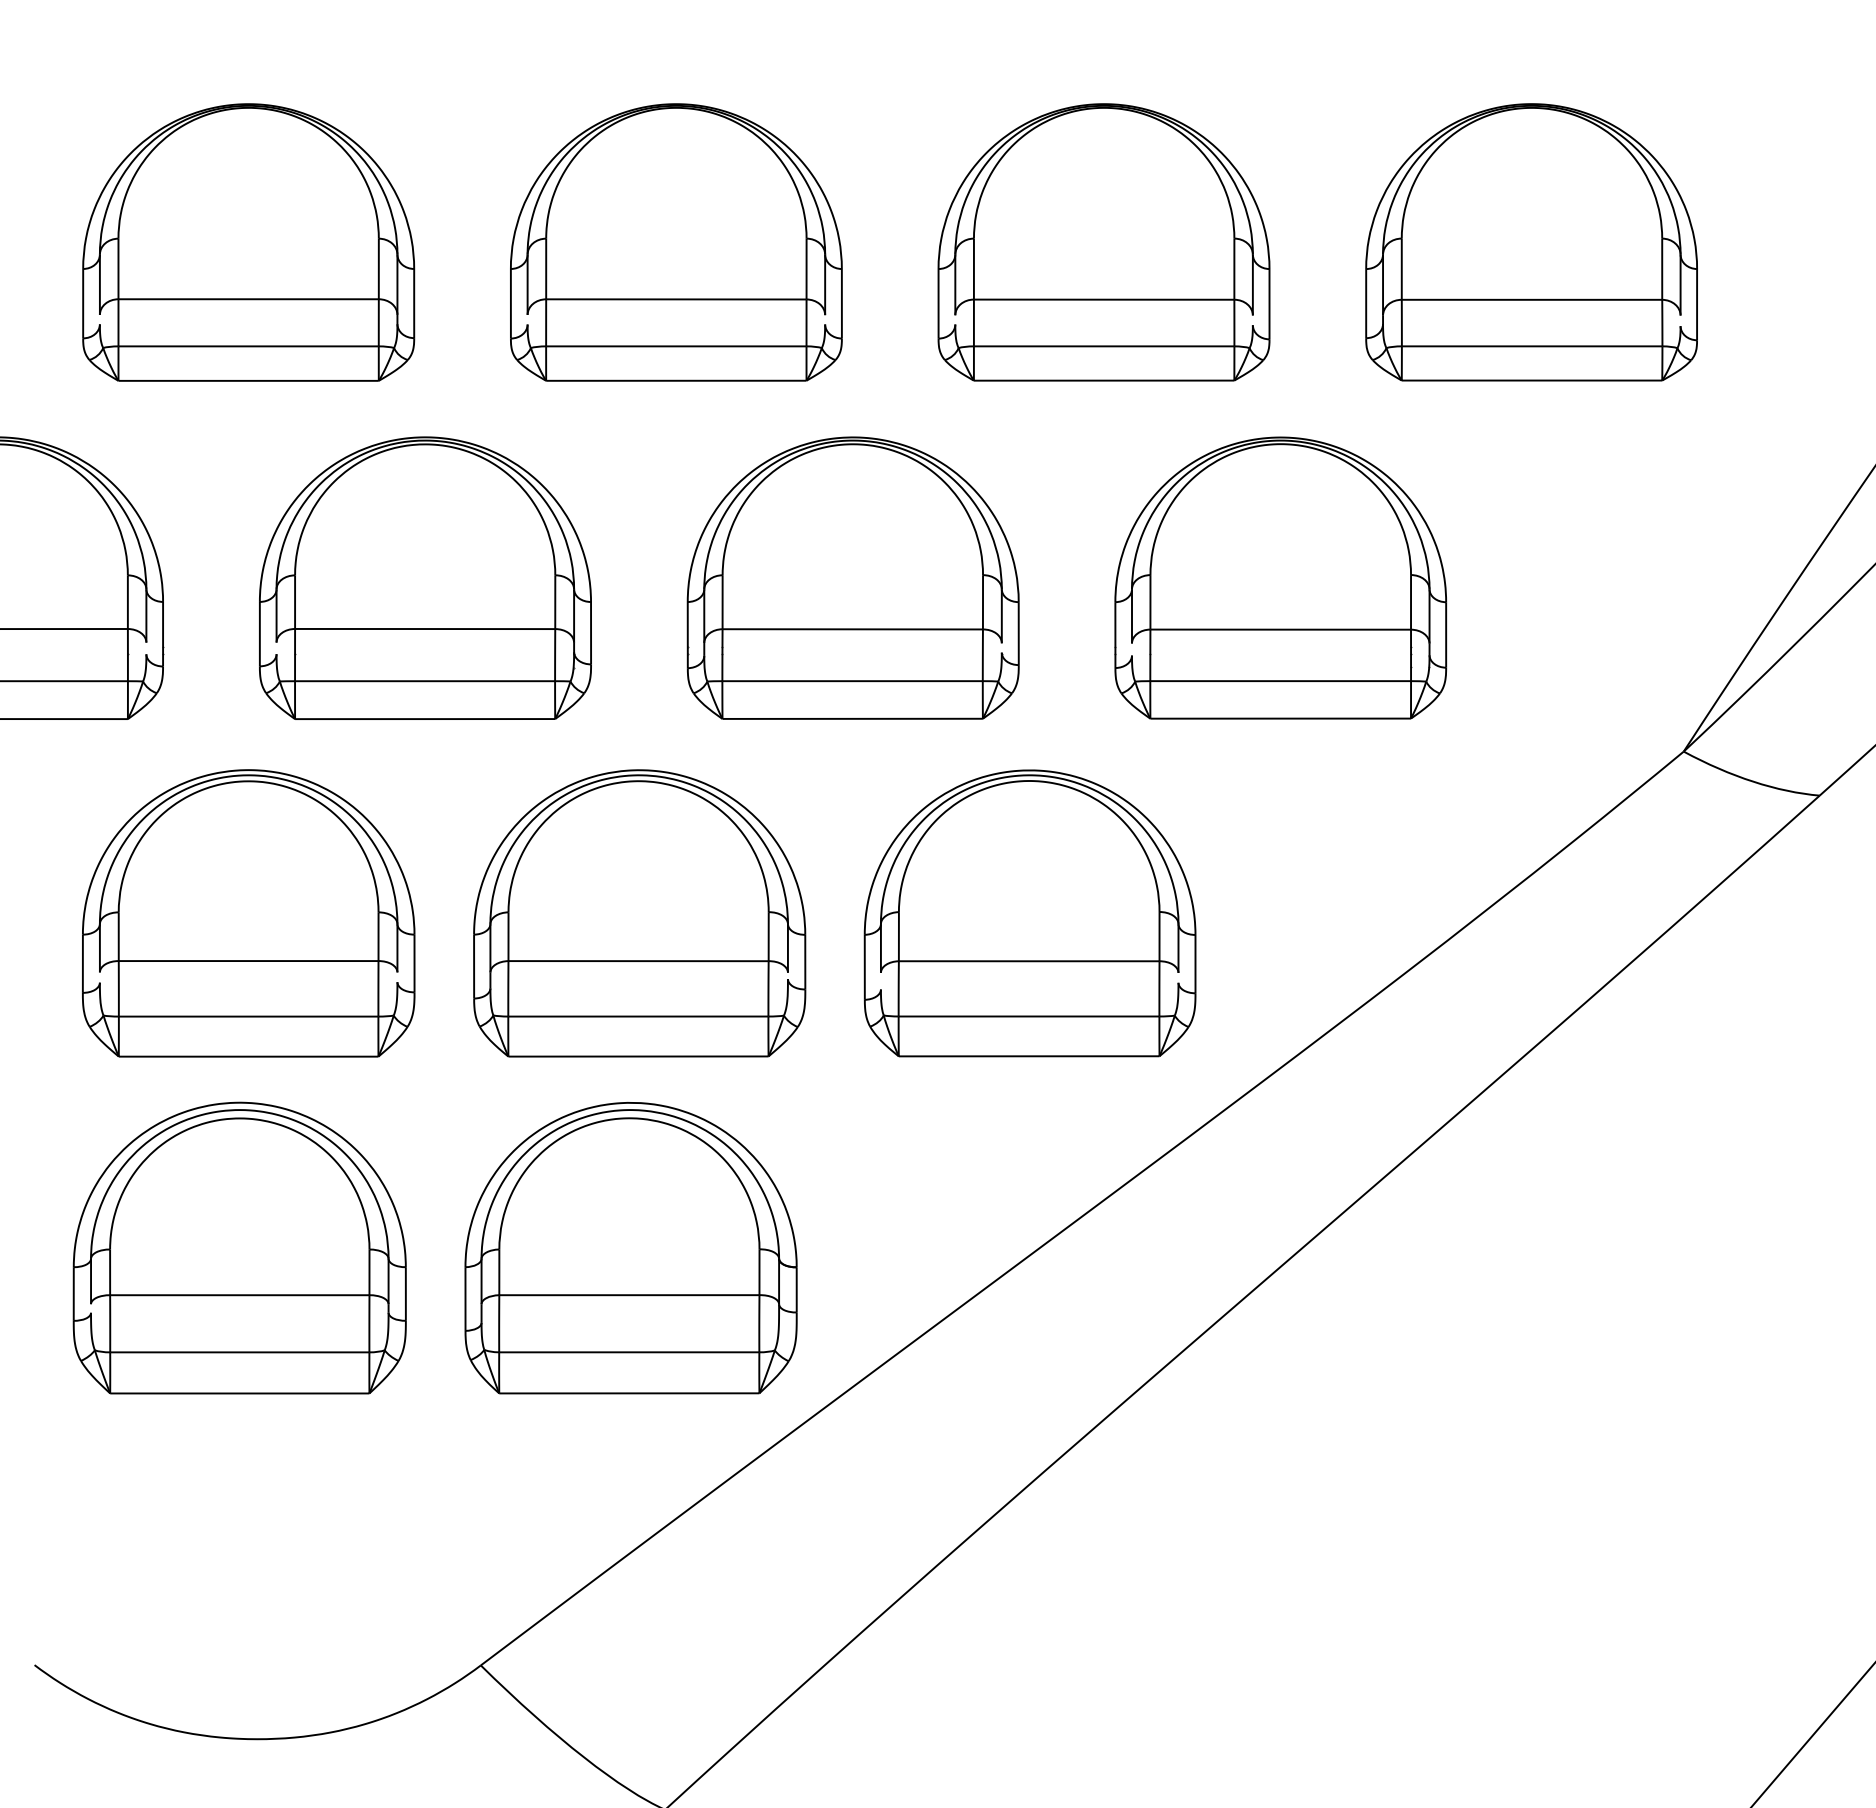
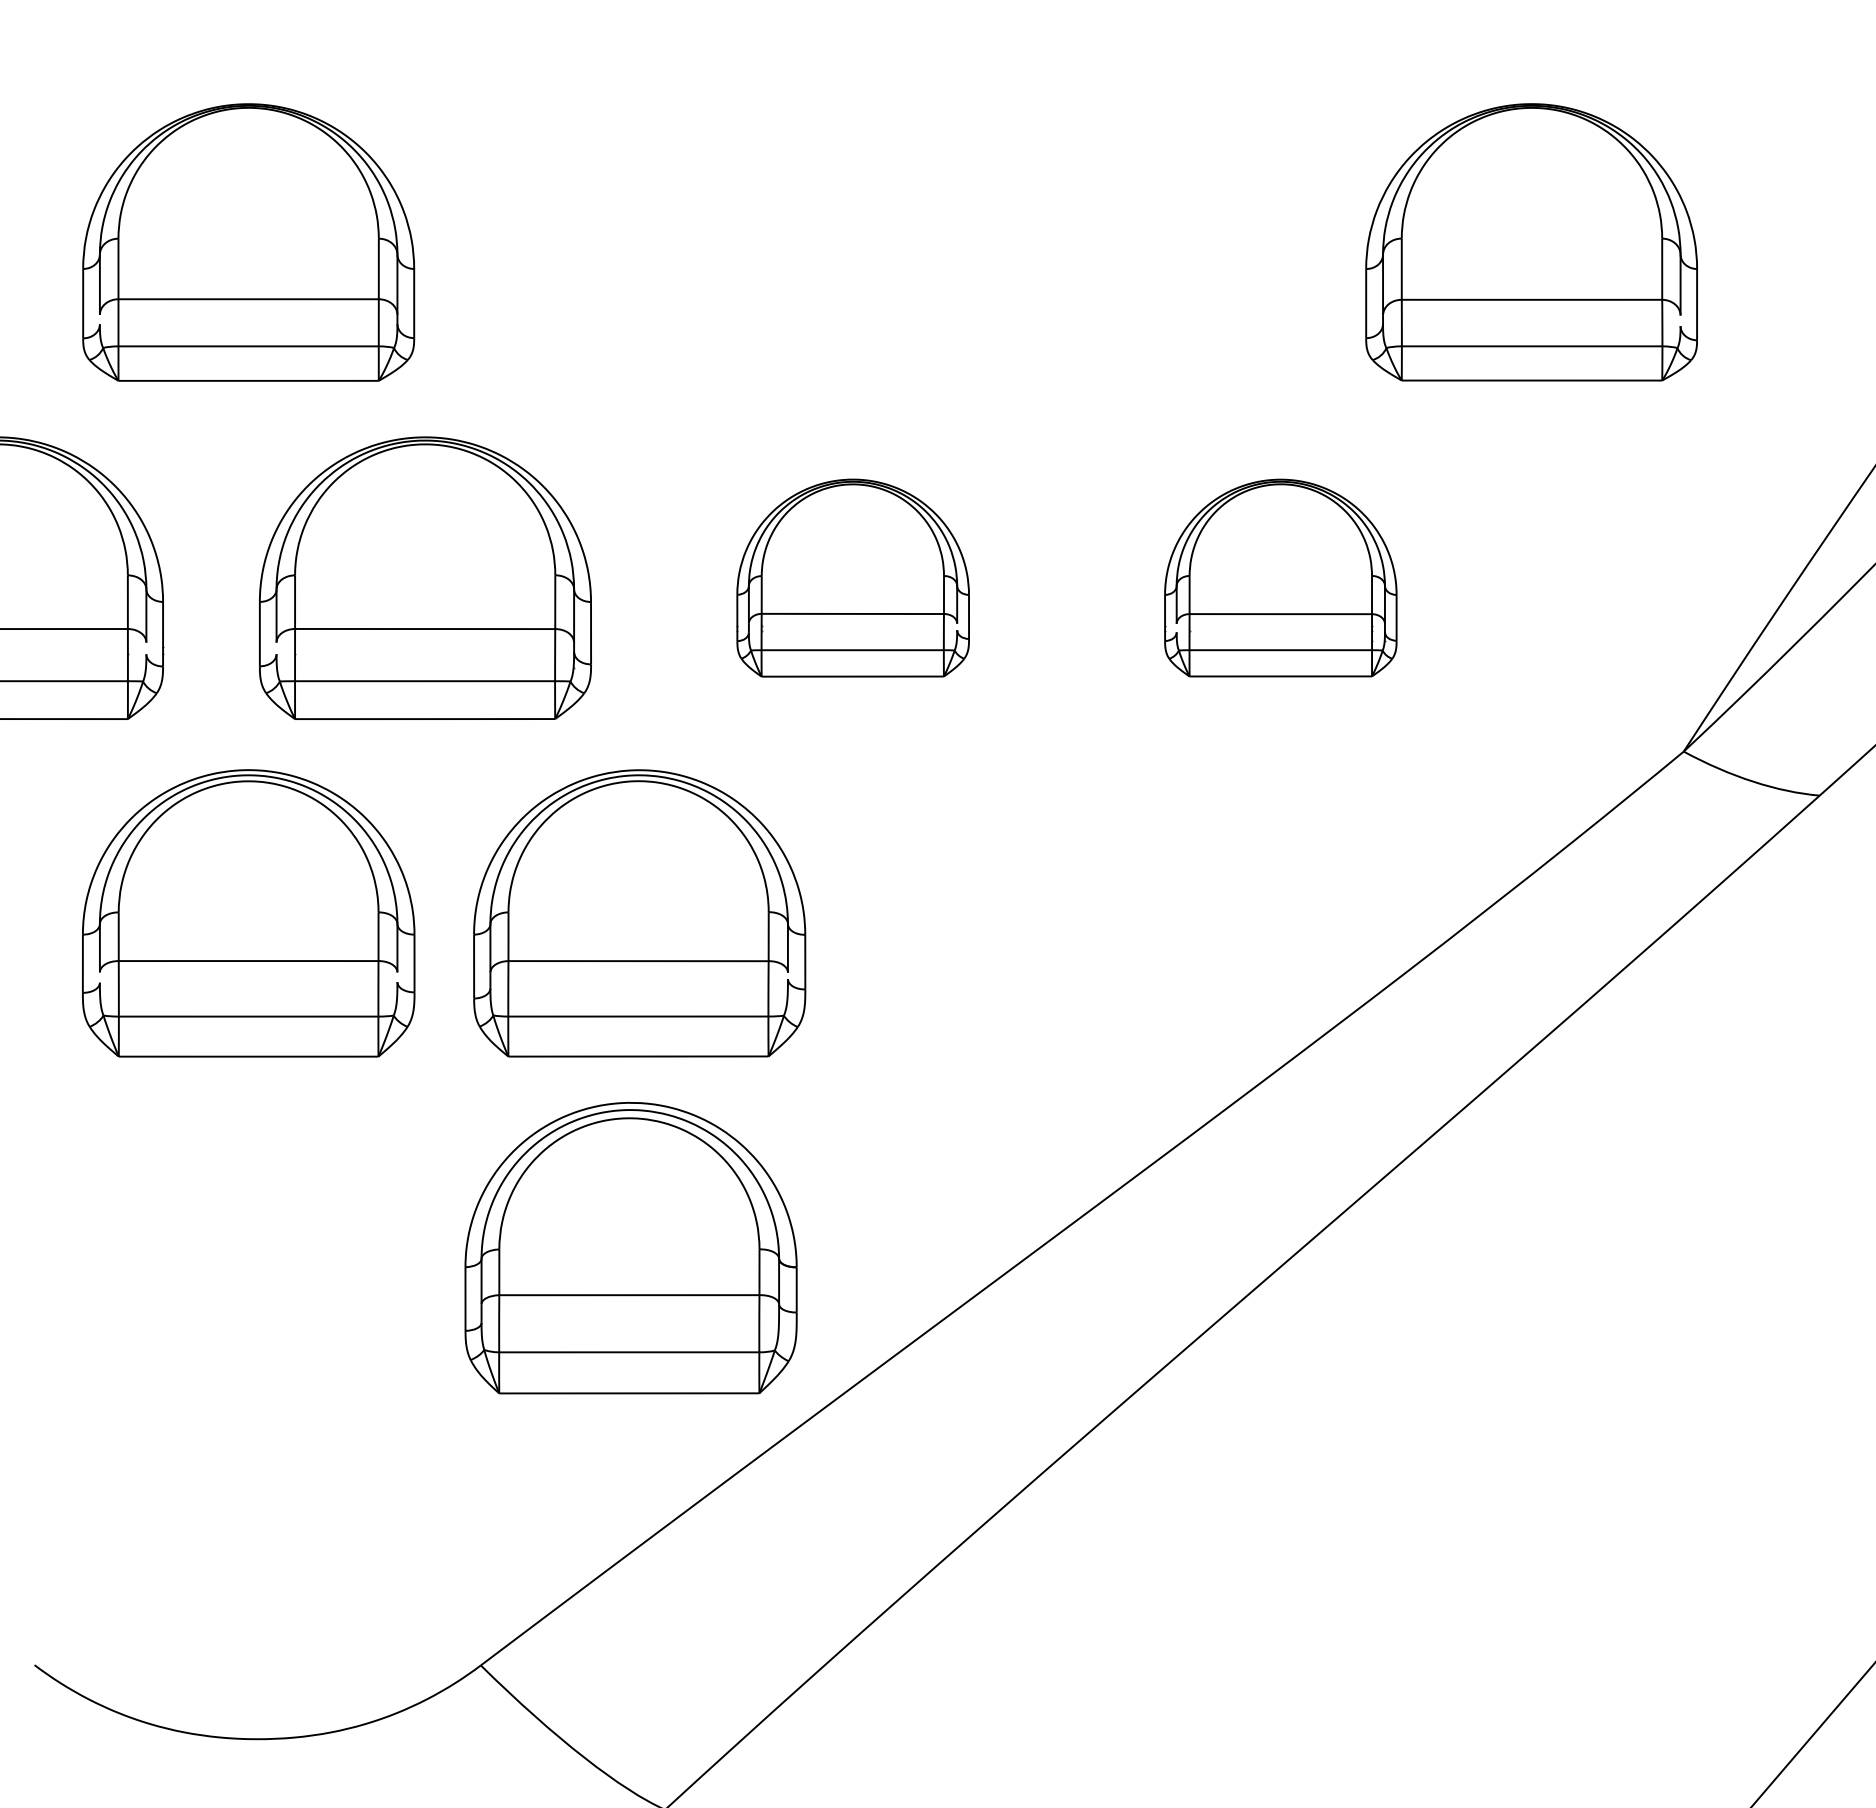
part: present -> none (676, 242)
part: present -> none (1103, 242)
part size: 334x284 px -> 234x200 px (852, 577)
part size: 334x284 px -> 234x200 px (1280, 577)
part: present -> none (1029, 913)
part: present -> none (239, 1247)
